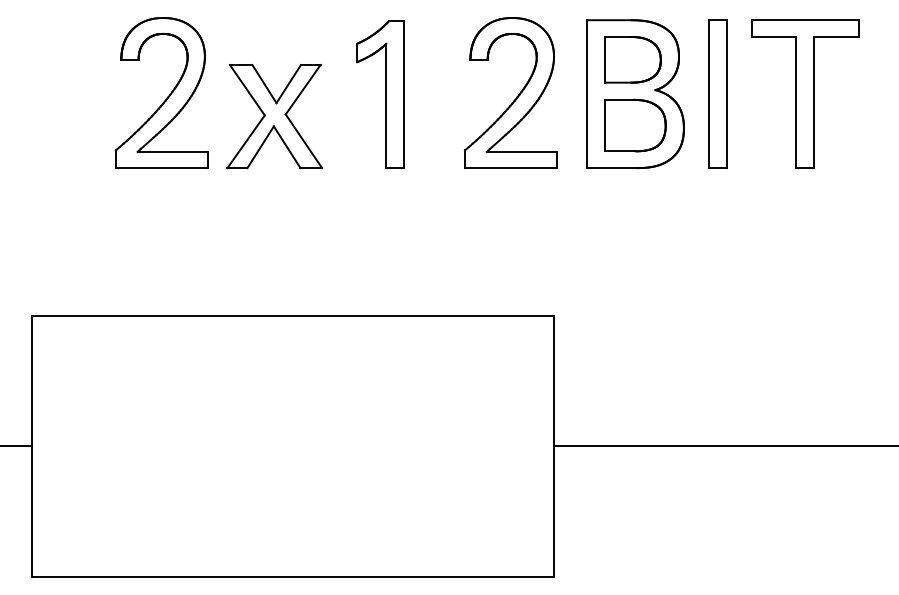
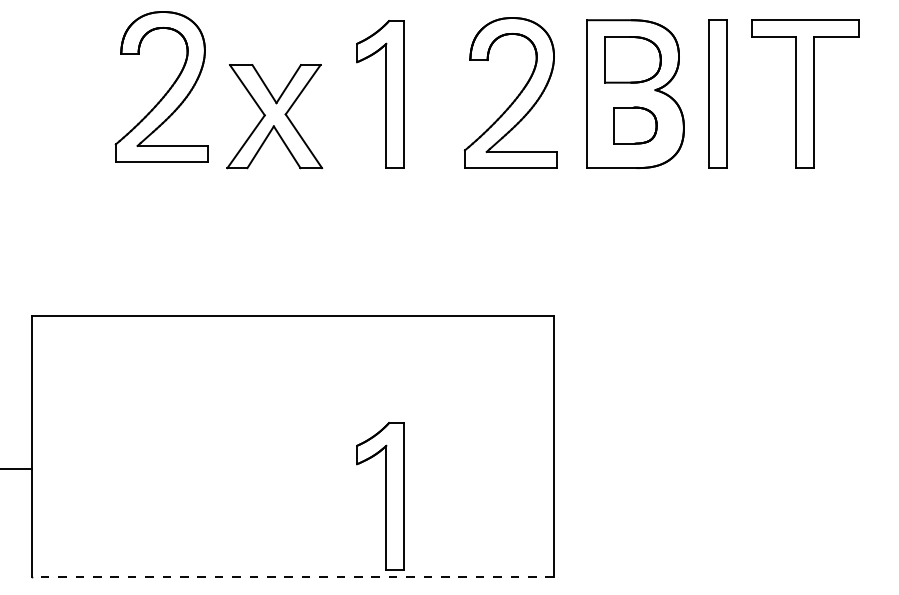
part position: (166, 97) -> (166, 91) (166, 91)
part size: 63x55 px -> 45x39 px (635, 125)
line position: (17, 446) -> (17, 469) (17, 469)
line: present -> none (724, 446)
part: none -> present (380, 496)
line: solid -> dashed (293, 576)
